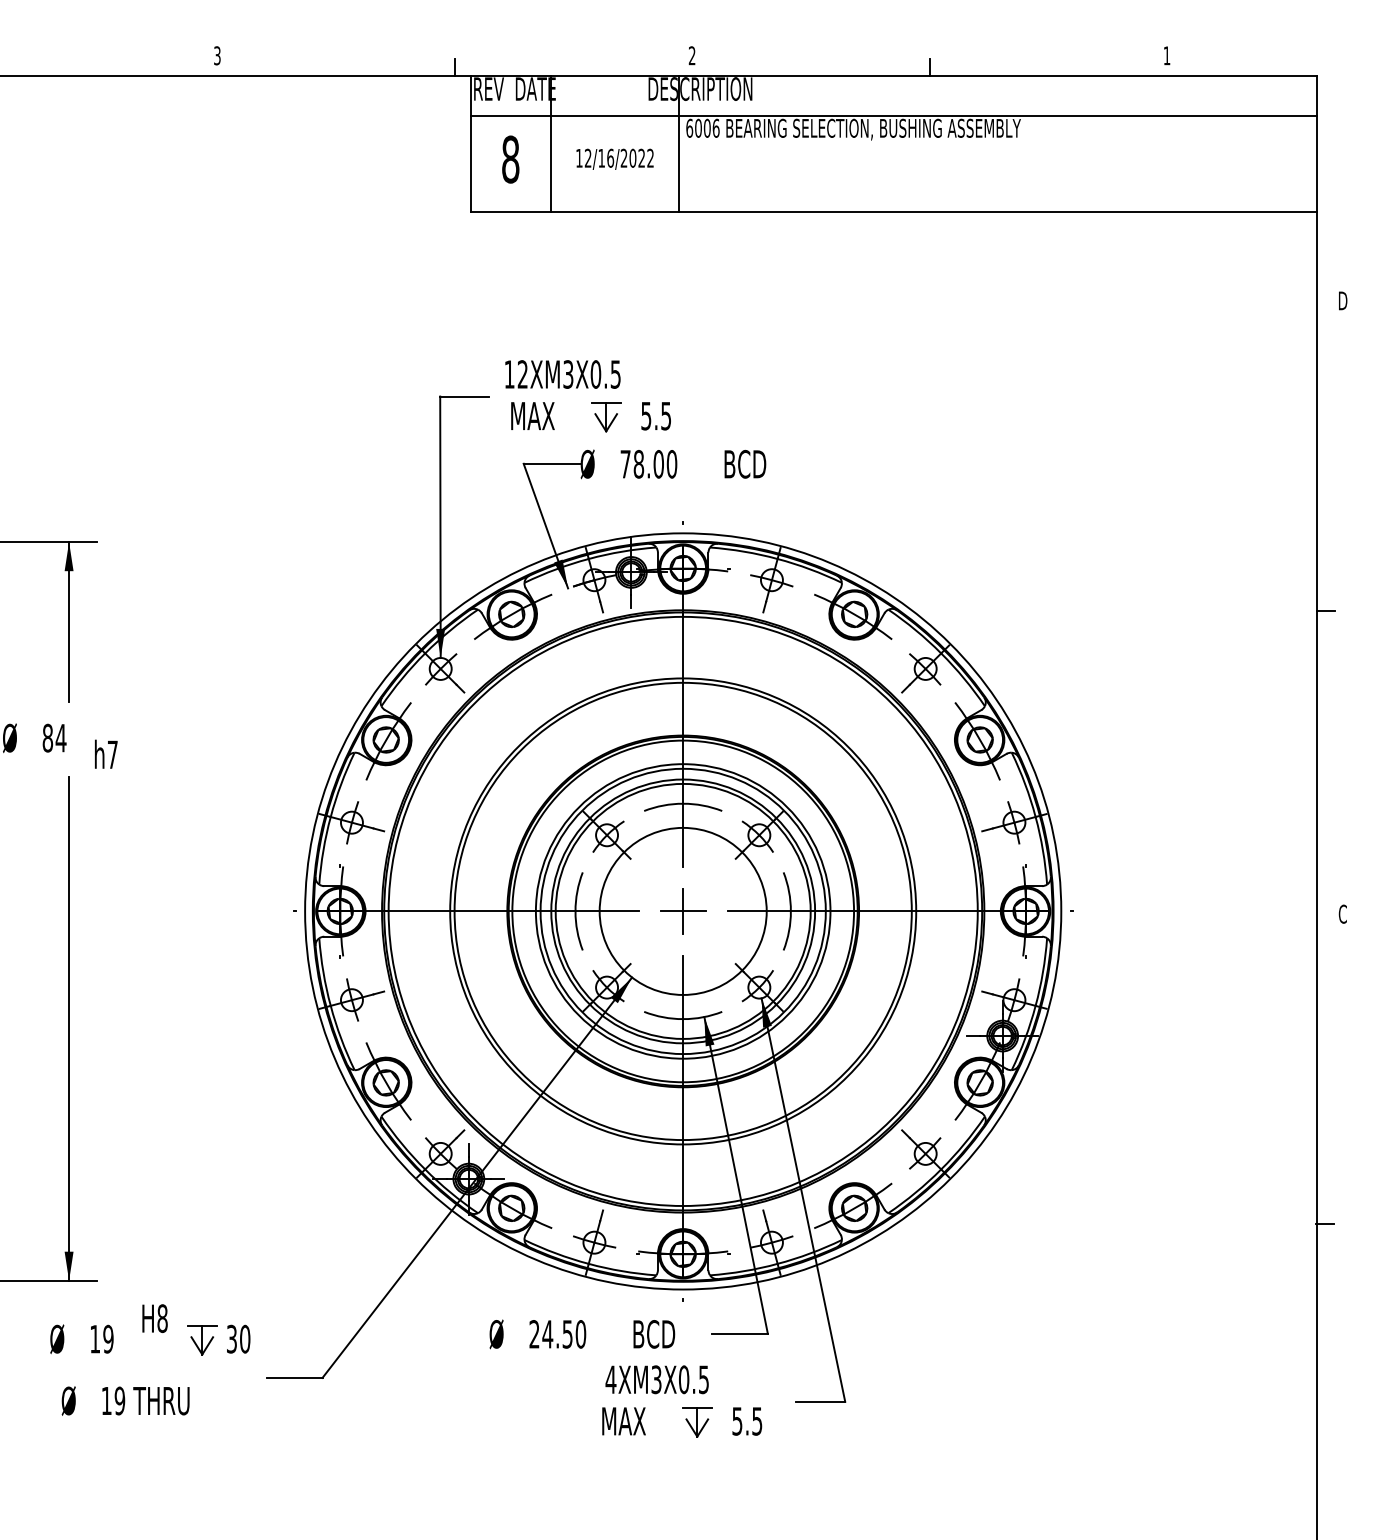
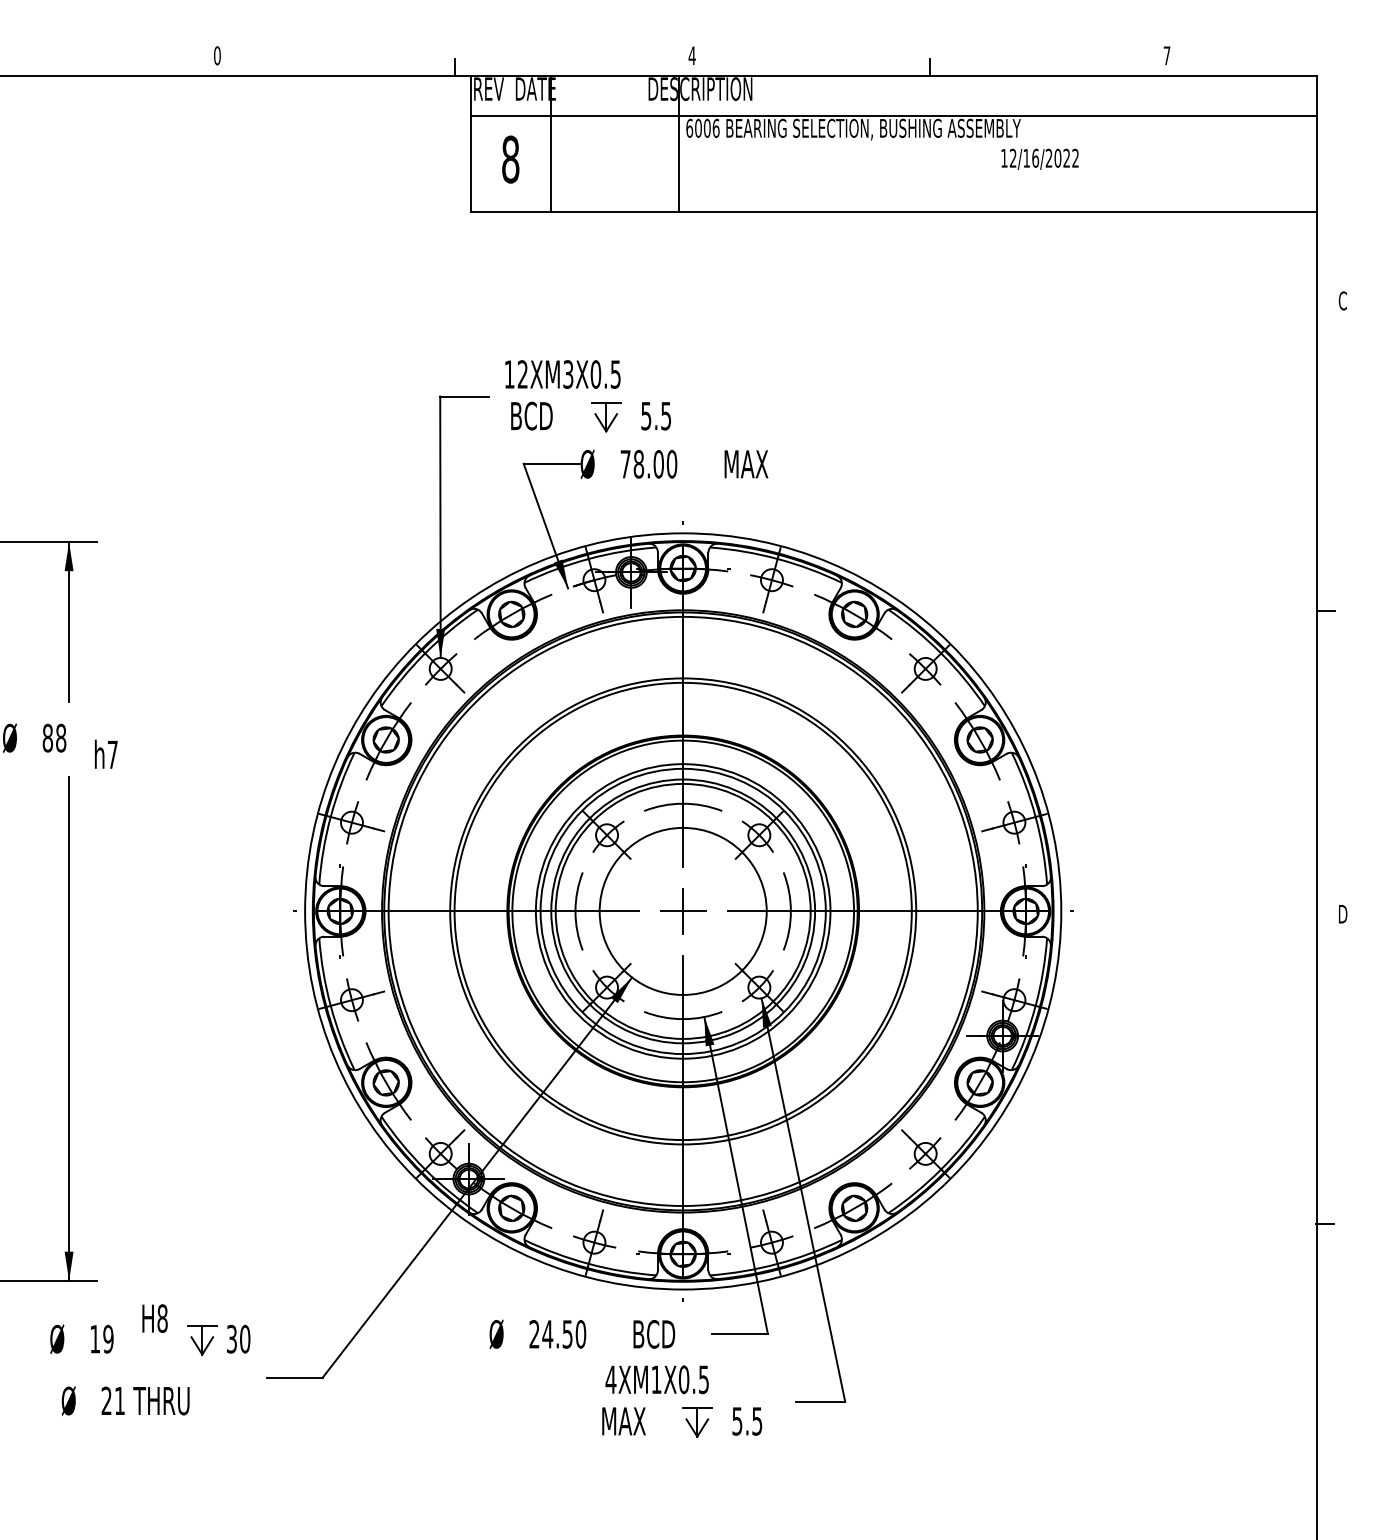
text: 3 -> 0 (217, 55)
text: 2 -> 4 (691, 55)
text: 1 -> 7 (1166, 55)
text position: (614, 158) -> (1039, 158) (1039, 158)
text: D -> C (1343, 300)
text: MAX -> BCD (533, 415)
text: BCD -> MAX (747, 463)
text: 84 -> 88 (60, 737)
text: C -> D (1343, 913)
text: 4XM3X0.5 -> 4XM1X0.5 (656, 1379)
text: 19 -> 21 (113, 1400)
